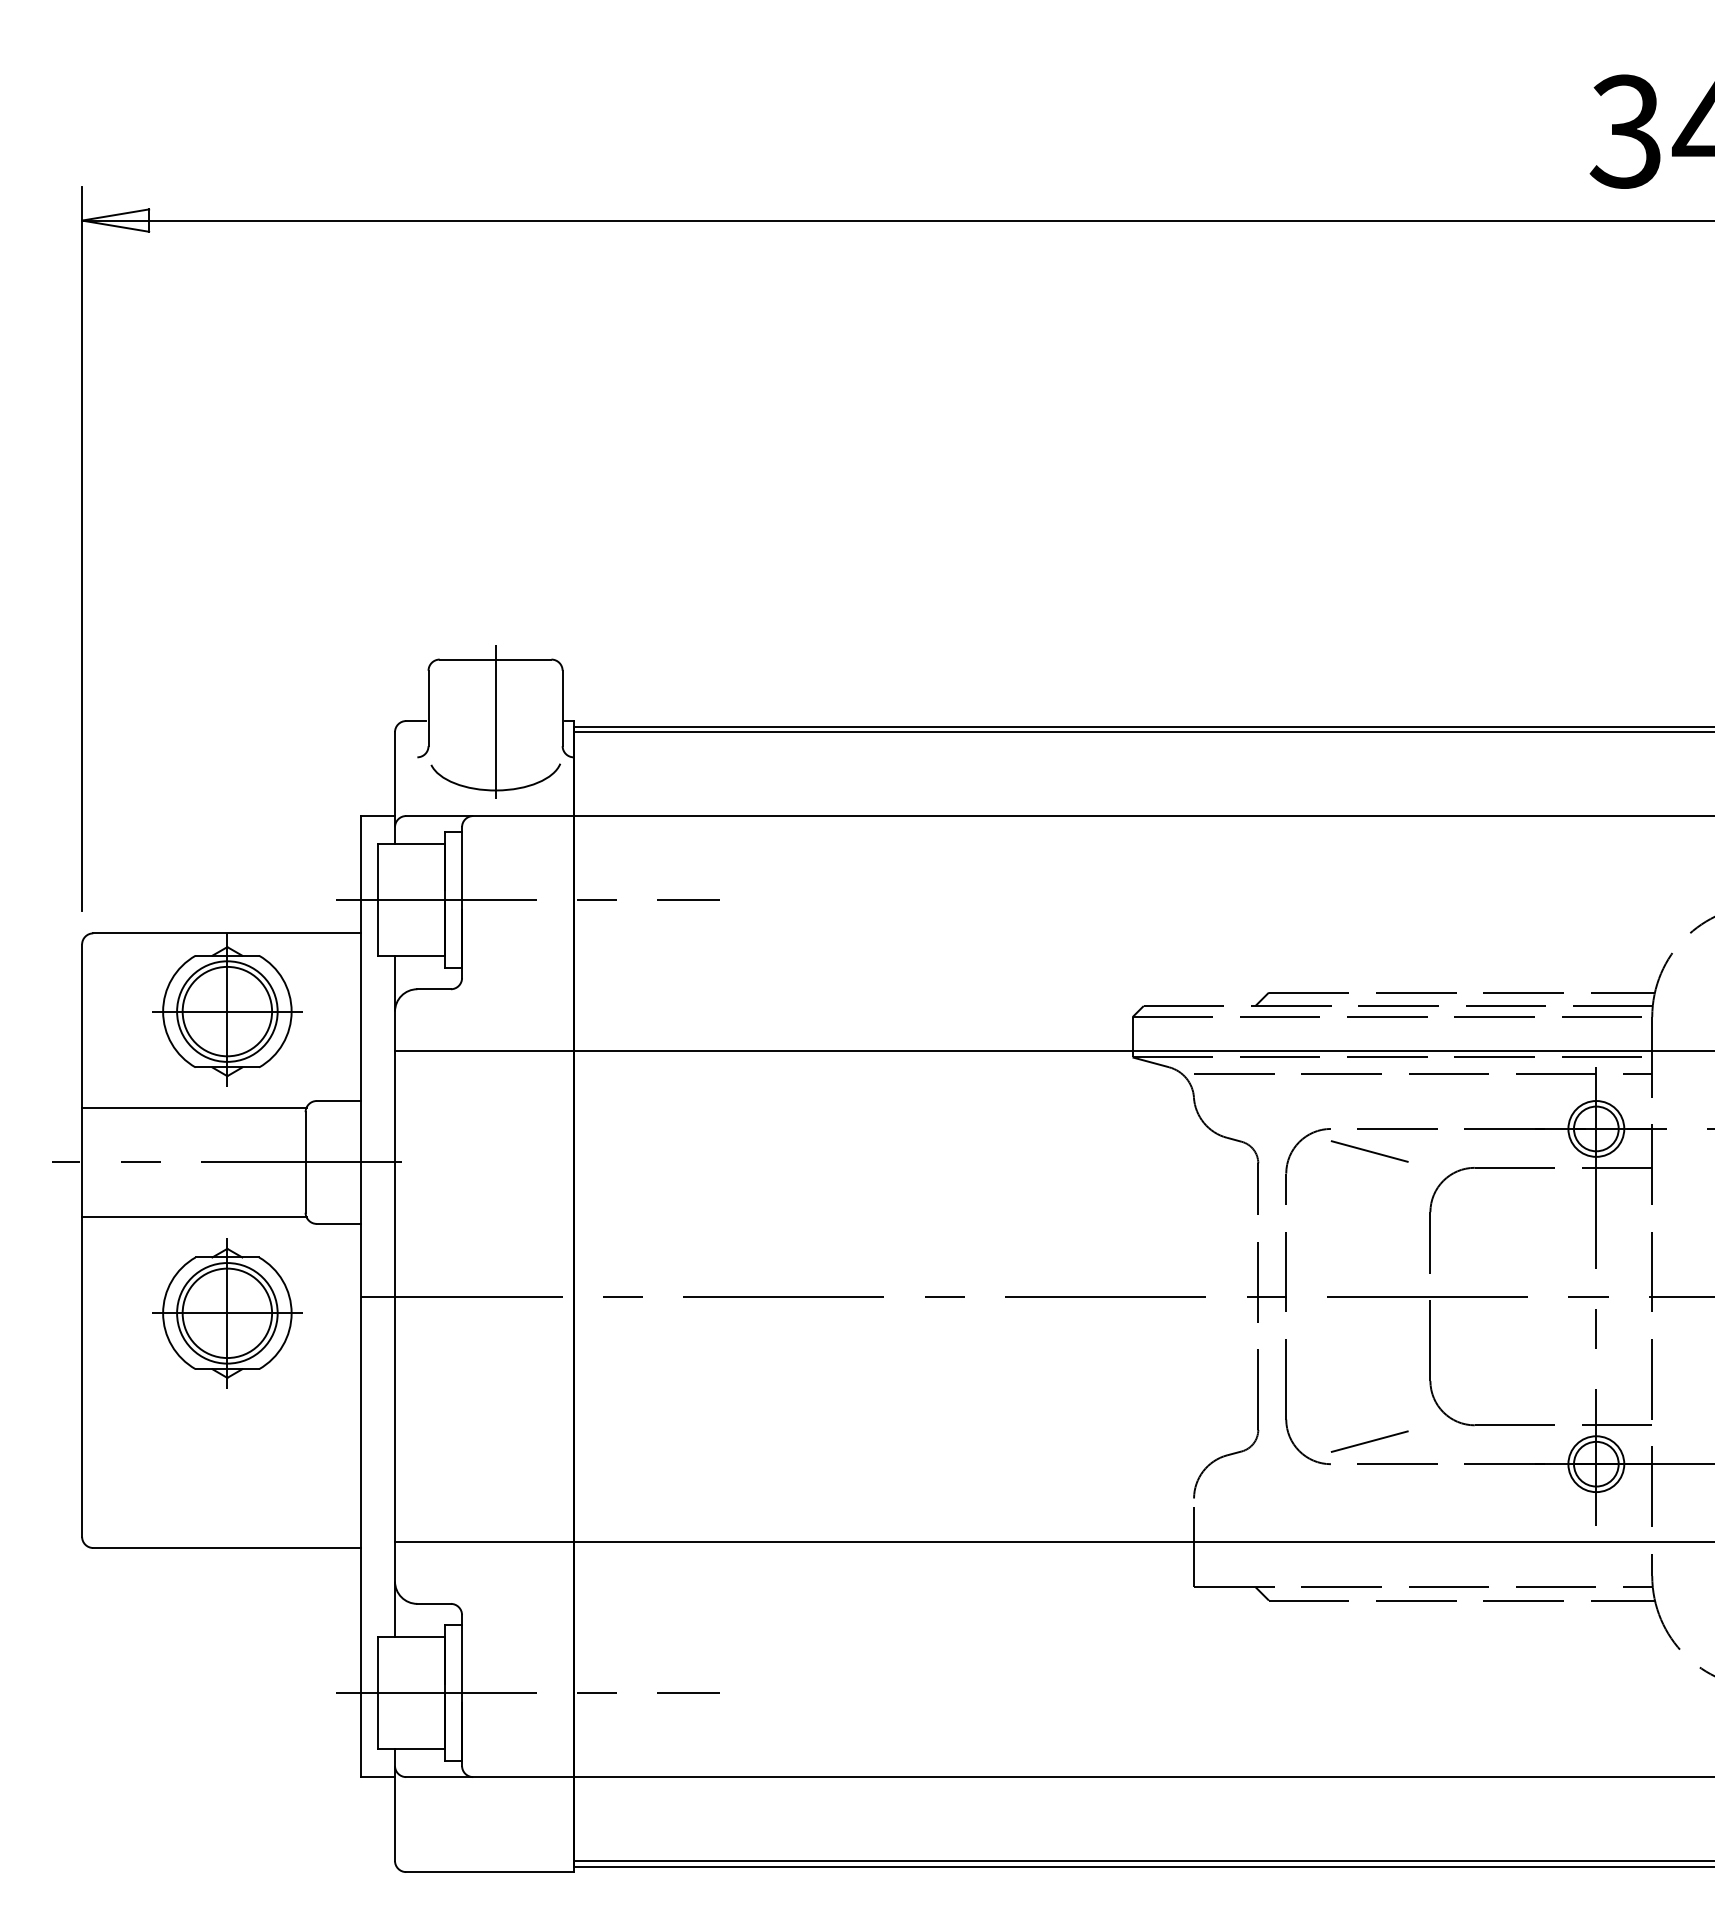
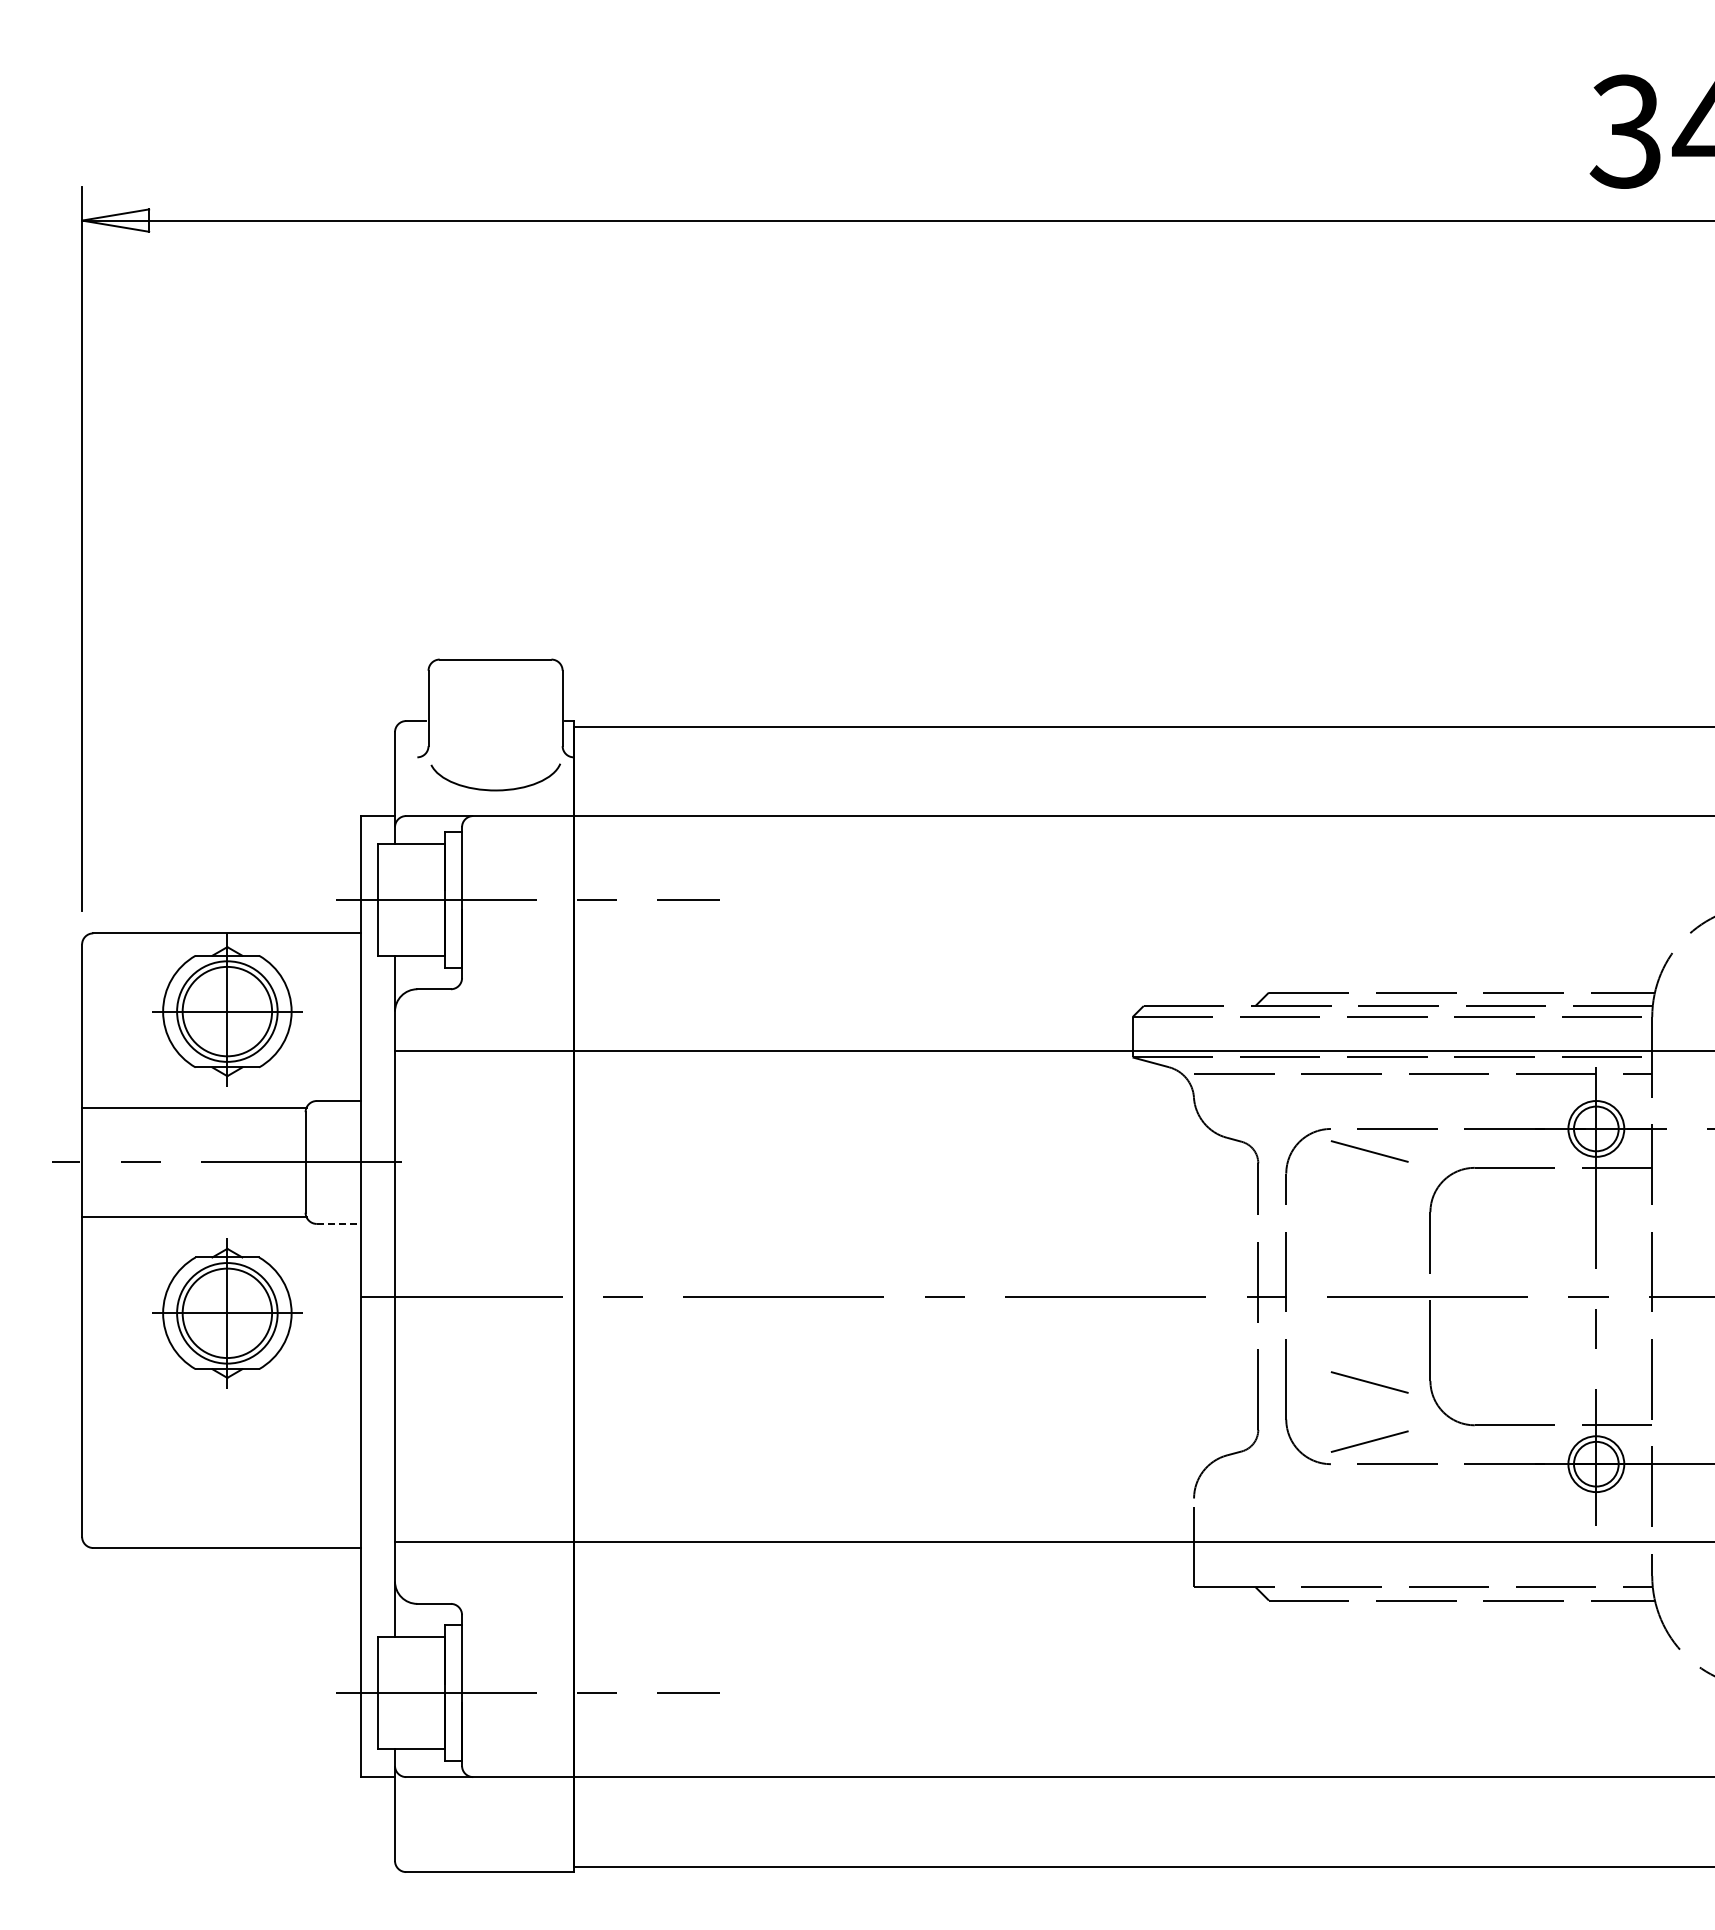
line: present -> none (495, 721)
line: present -> none (1142, 732)
line: solid -> dashed (339, 1223)
line: none -> present (1369, 1382)
line: present -> none (1142, 1860)
